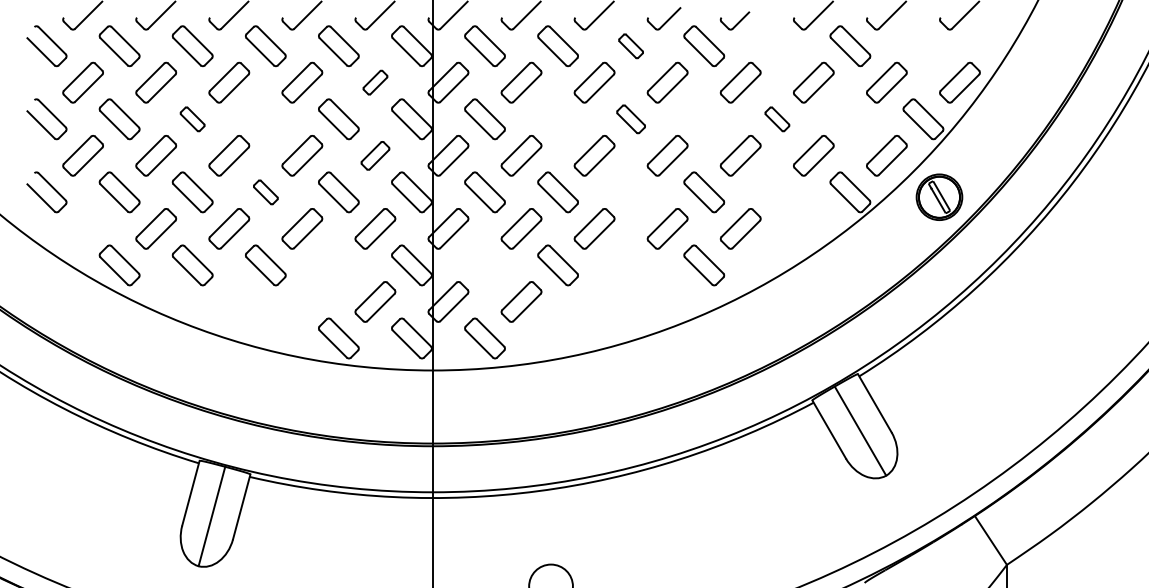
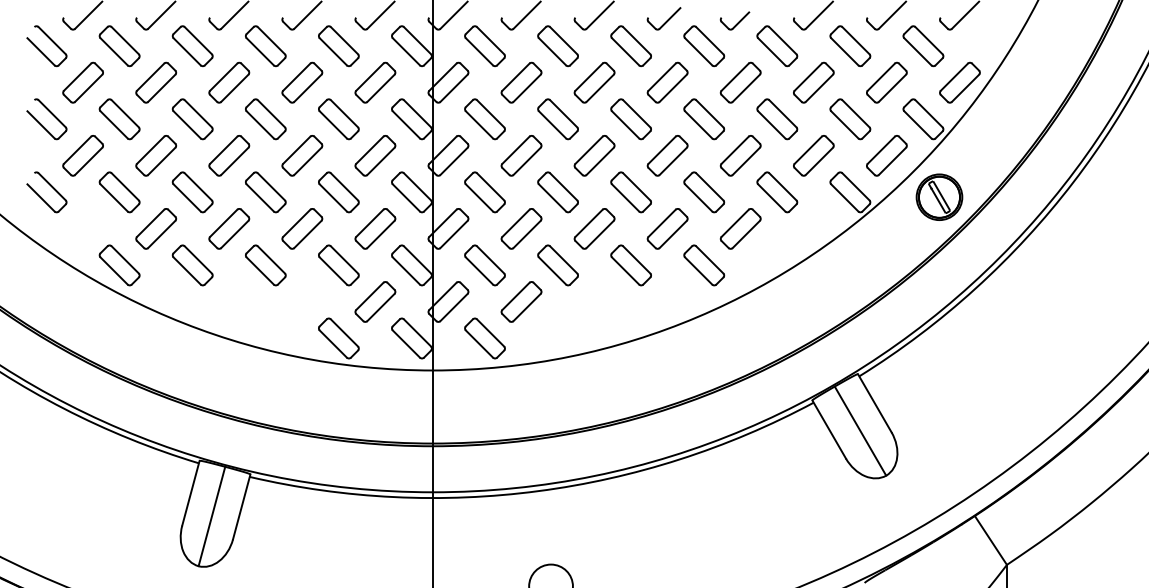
part size: 26x27 px -> 42x43 px (630, 46)
part: none -> present (777, 46)
part: none -> present (923, 46)
part size: 27x27 px -> 43x43 px (375, 82)
part size: 27x27 px -> 43x43 px (192, 119)
part: none -> present (265, 119)
part: none -> present (557, 119)
part size: 30x31 px -> 42x43 px (630, 119)
part: none -> present (704, 119)
part size: 27x27 px -> 43x43 px (777, 119)
part: none -> present (850, 119)
part size: 31x30 px -> 43x42 px (375, 155)
part size: 26x27 px -> 42x43 px (265, 192)
part: none -> present (630, 192)
part: none -> present (777, 192)
part: none -> present (338, 265)
part: none -> present (484, 265)
part: none -> present (630, 265)
